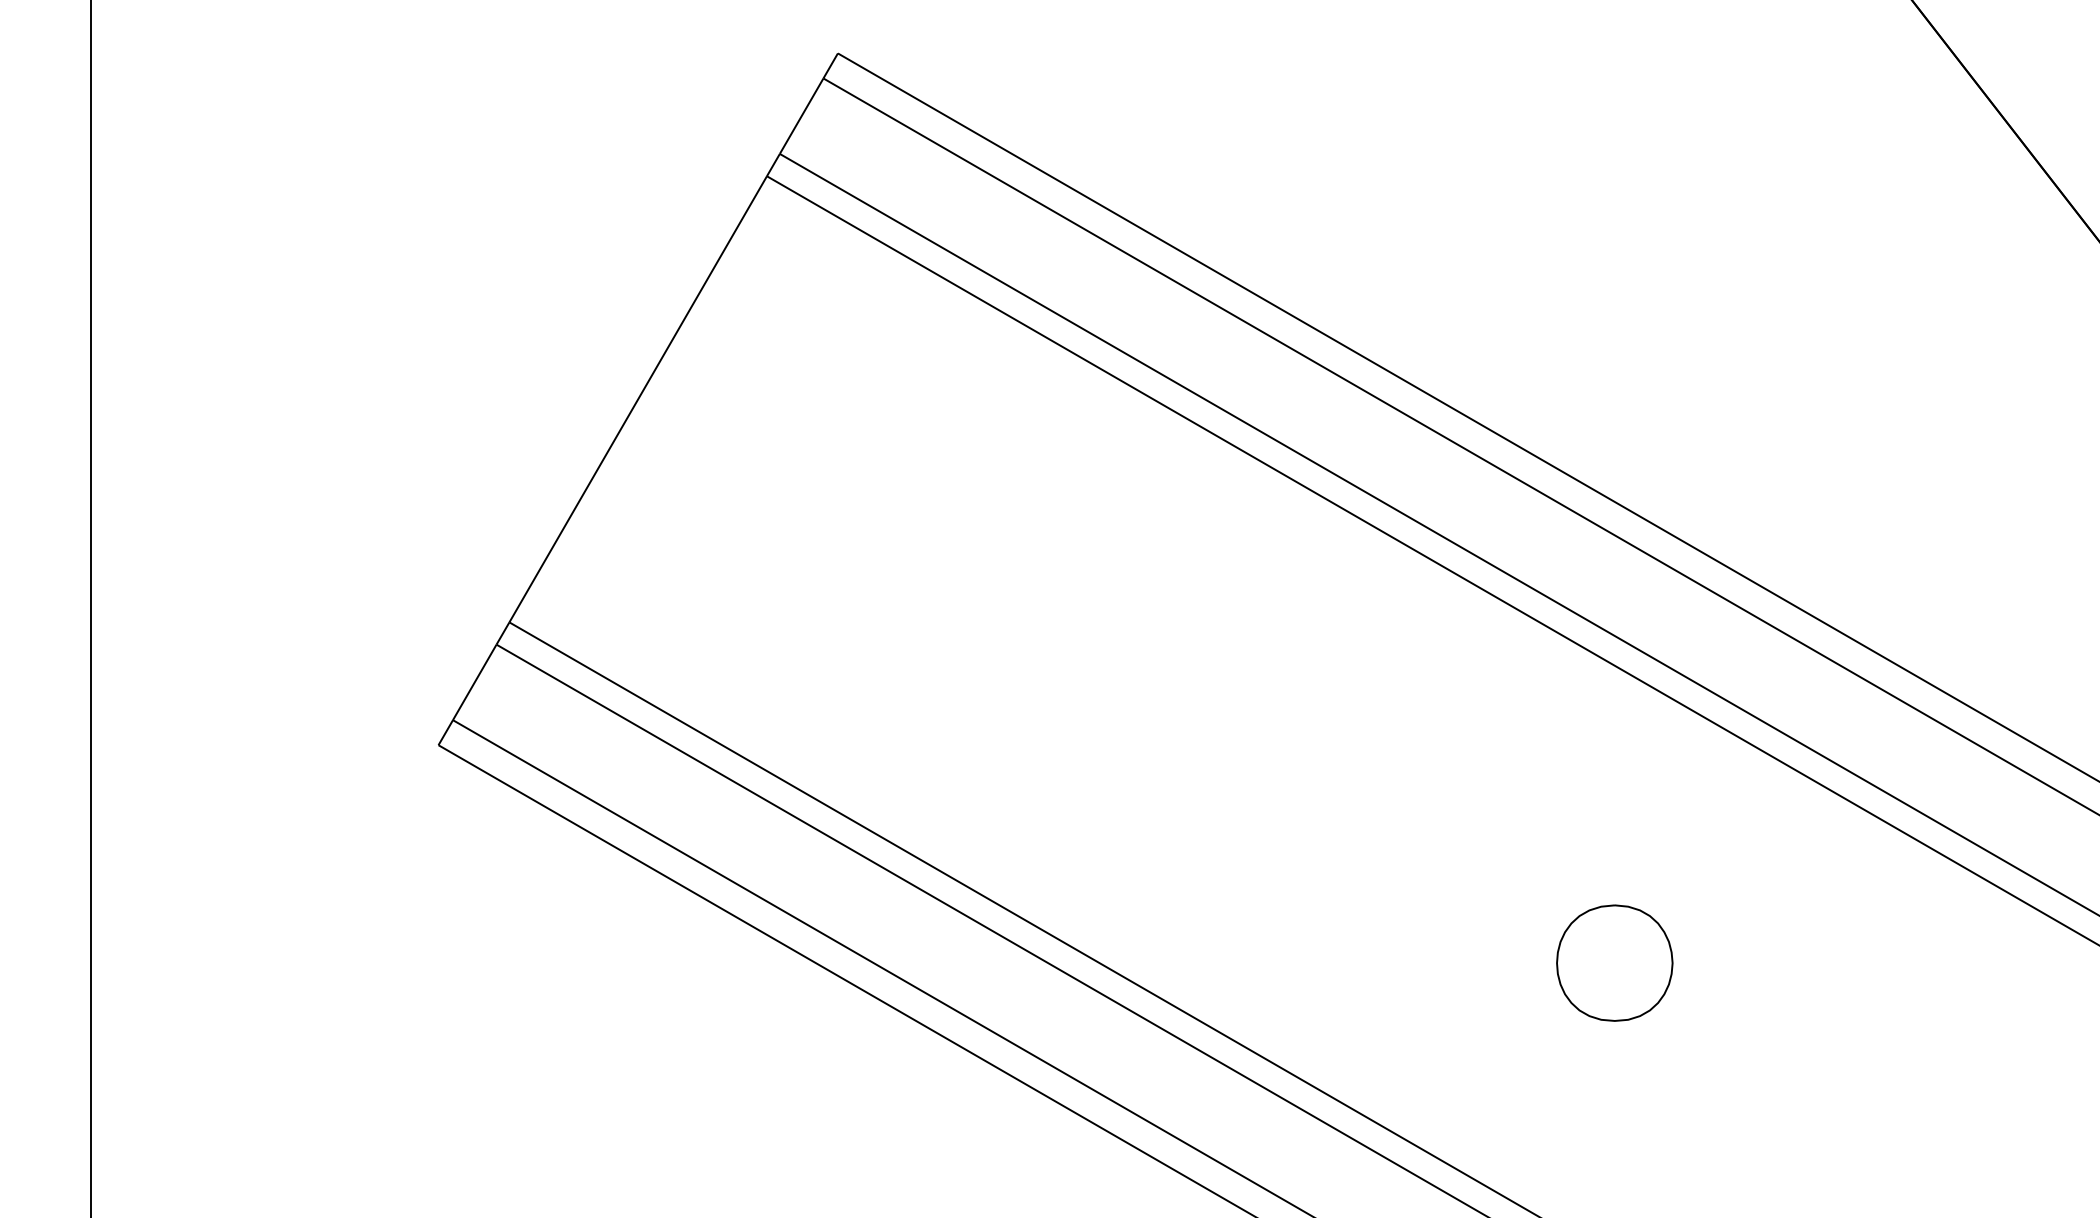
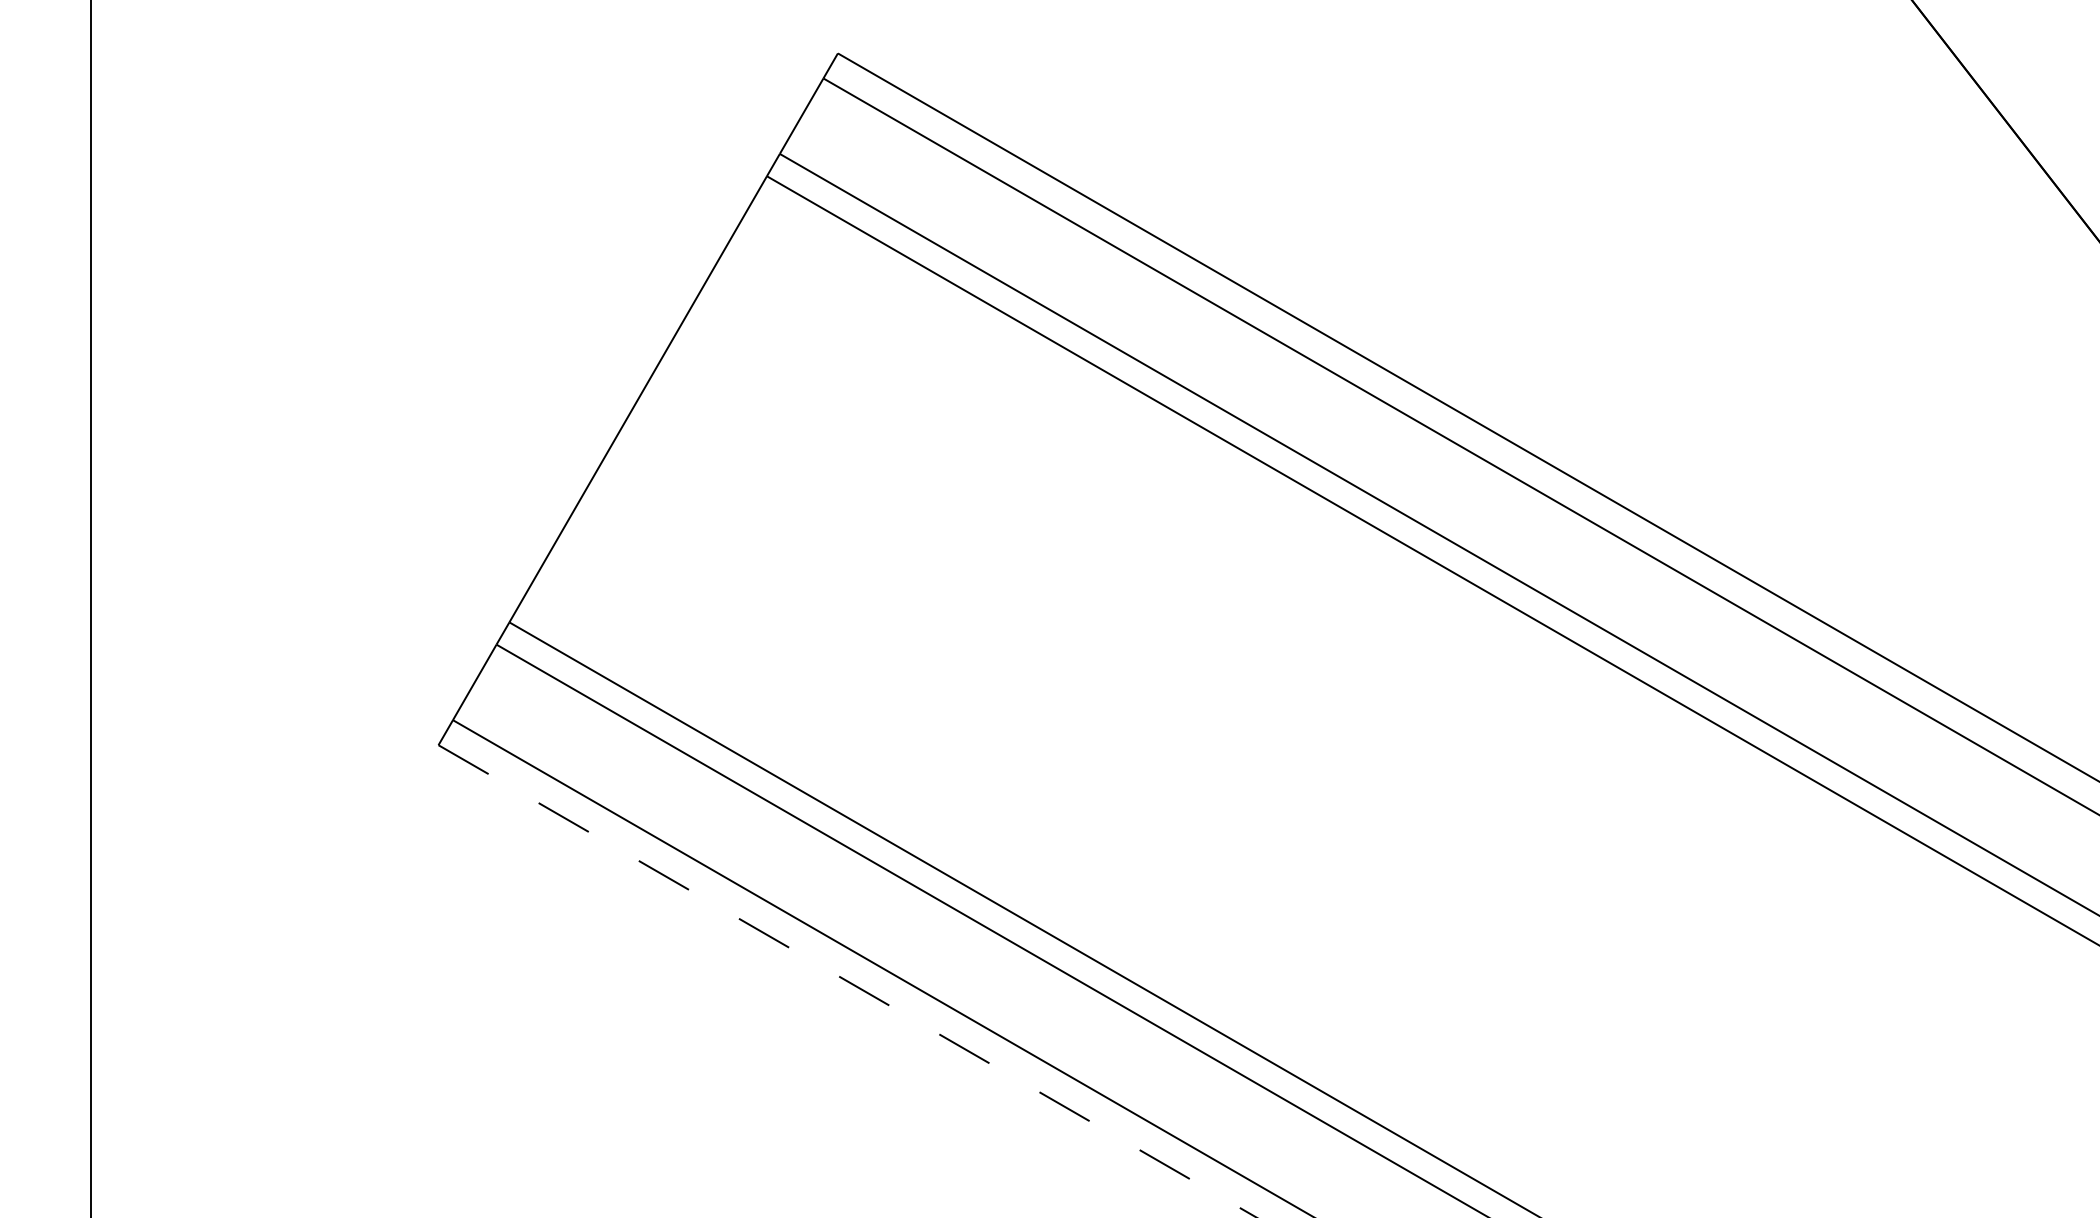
part: present -> none (1614, 962)
line: solid -> dashed (847, 981)
